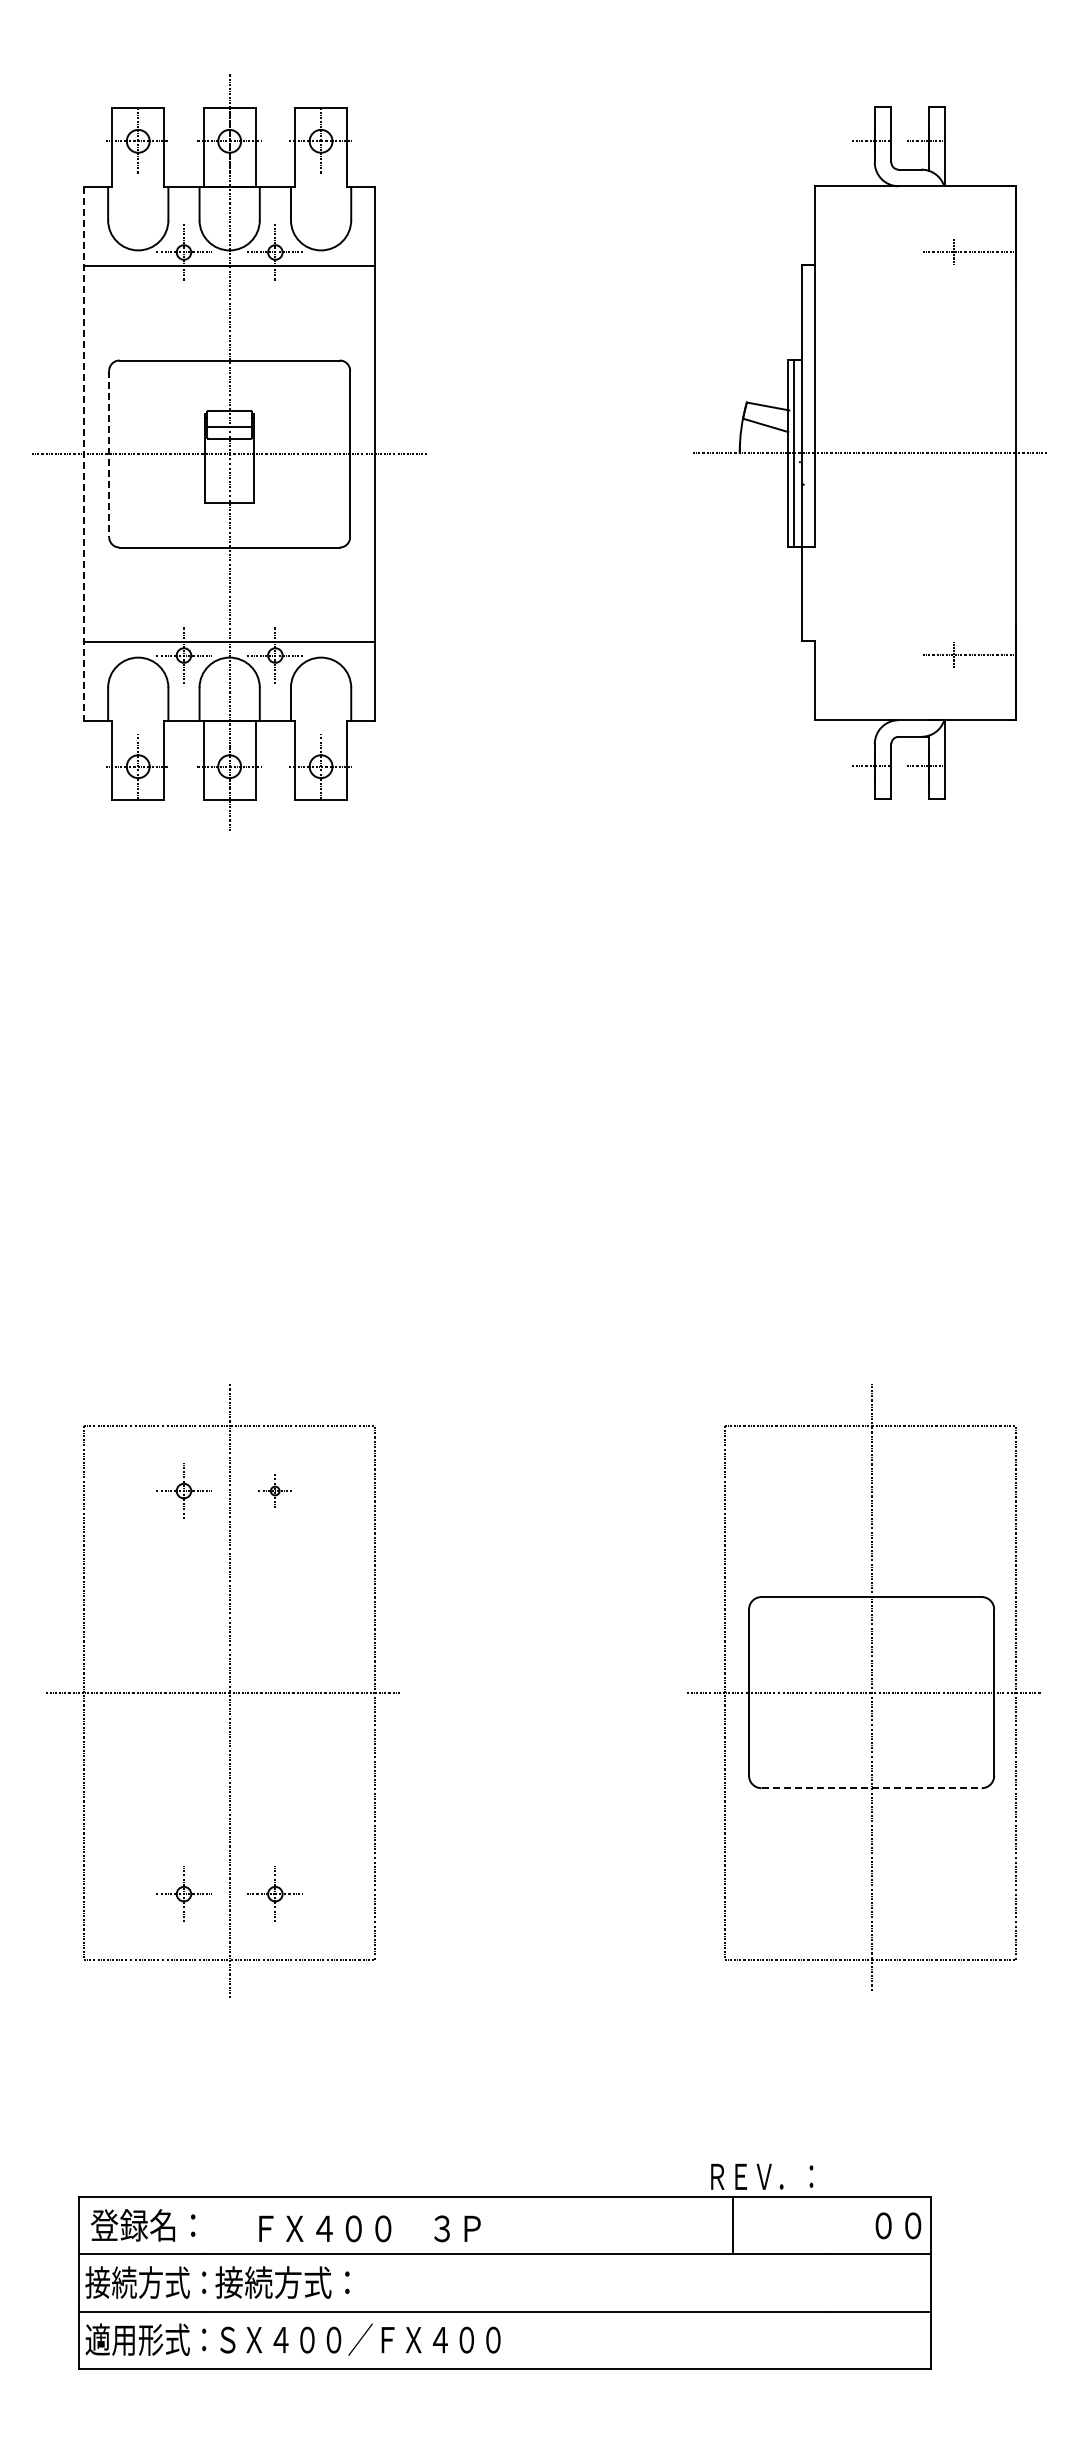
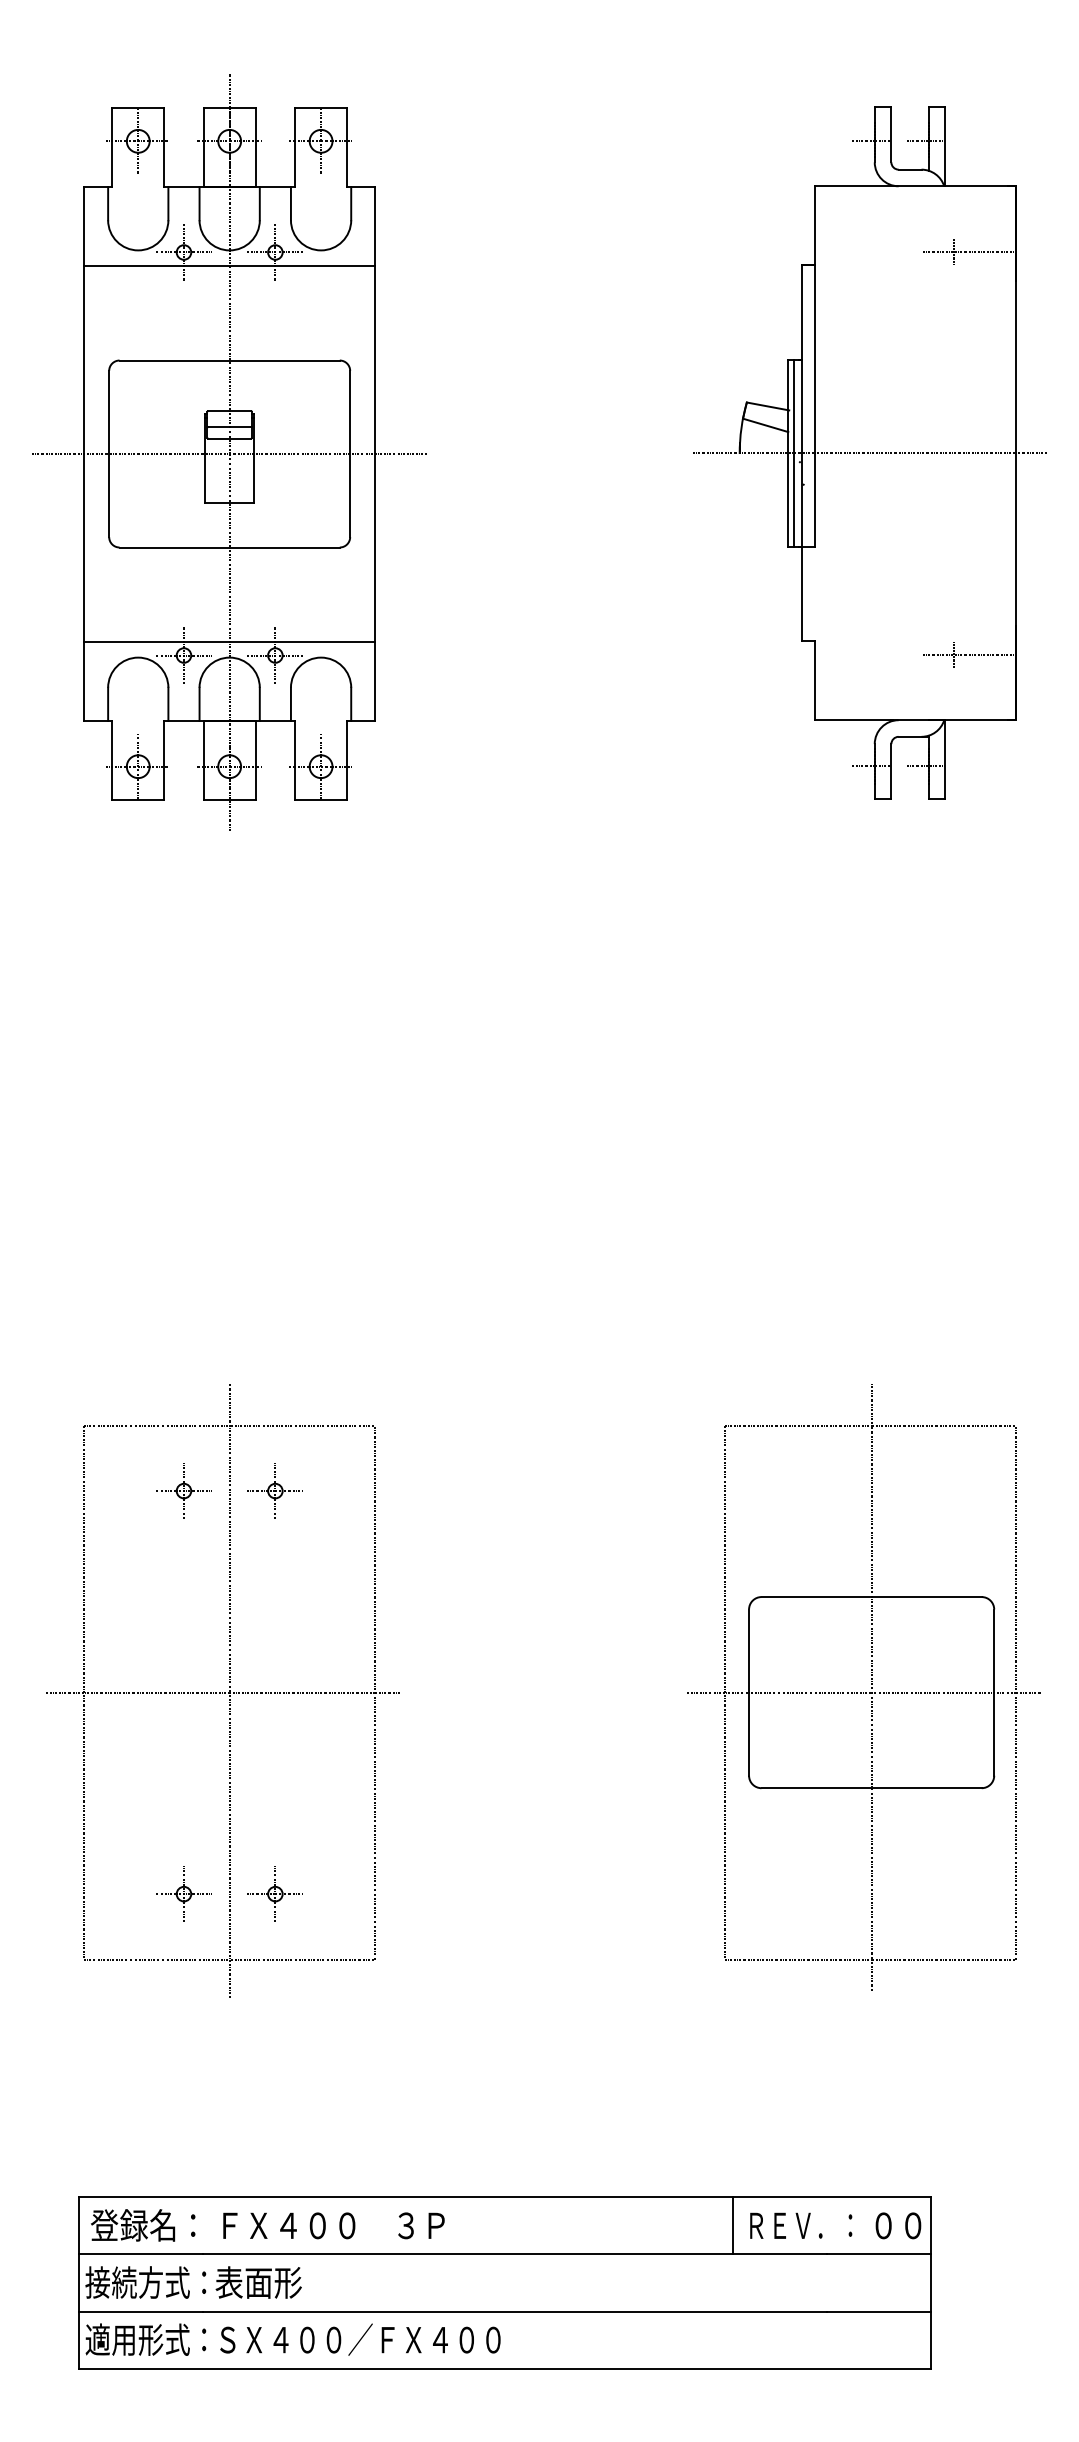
line: dashed -> solid (84, 454)
line: dashed -> solid (109, 454)
part size: 34x34 px -> 56x56 px (274, 1490)
line: dashed -> solid (872, 1788)
text position: (762, 2176) -> (801, 2225) (801, 2225)
text position: (369, 2228) -> (333, 2225) (333, 2225)
text: 接続方式： -> 表面形 (282, 2282)
